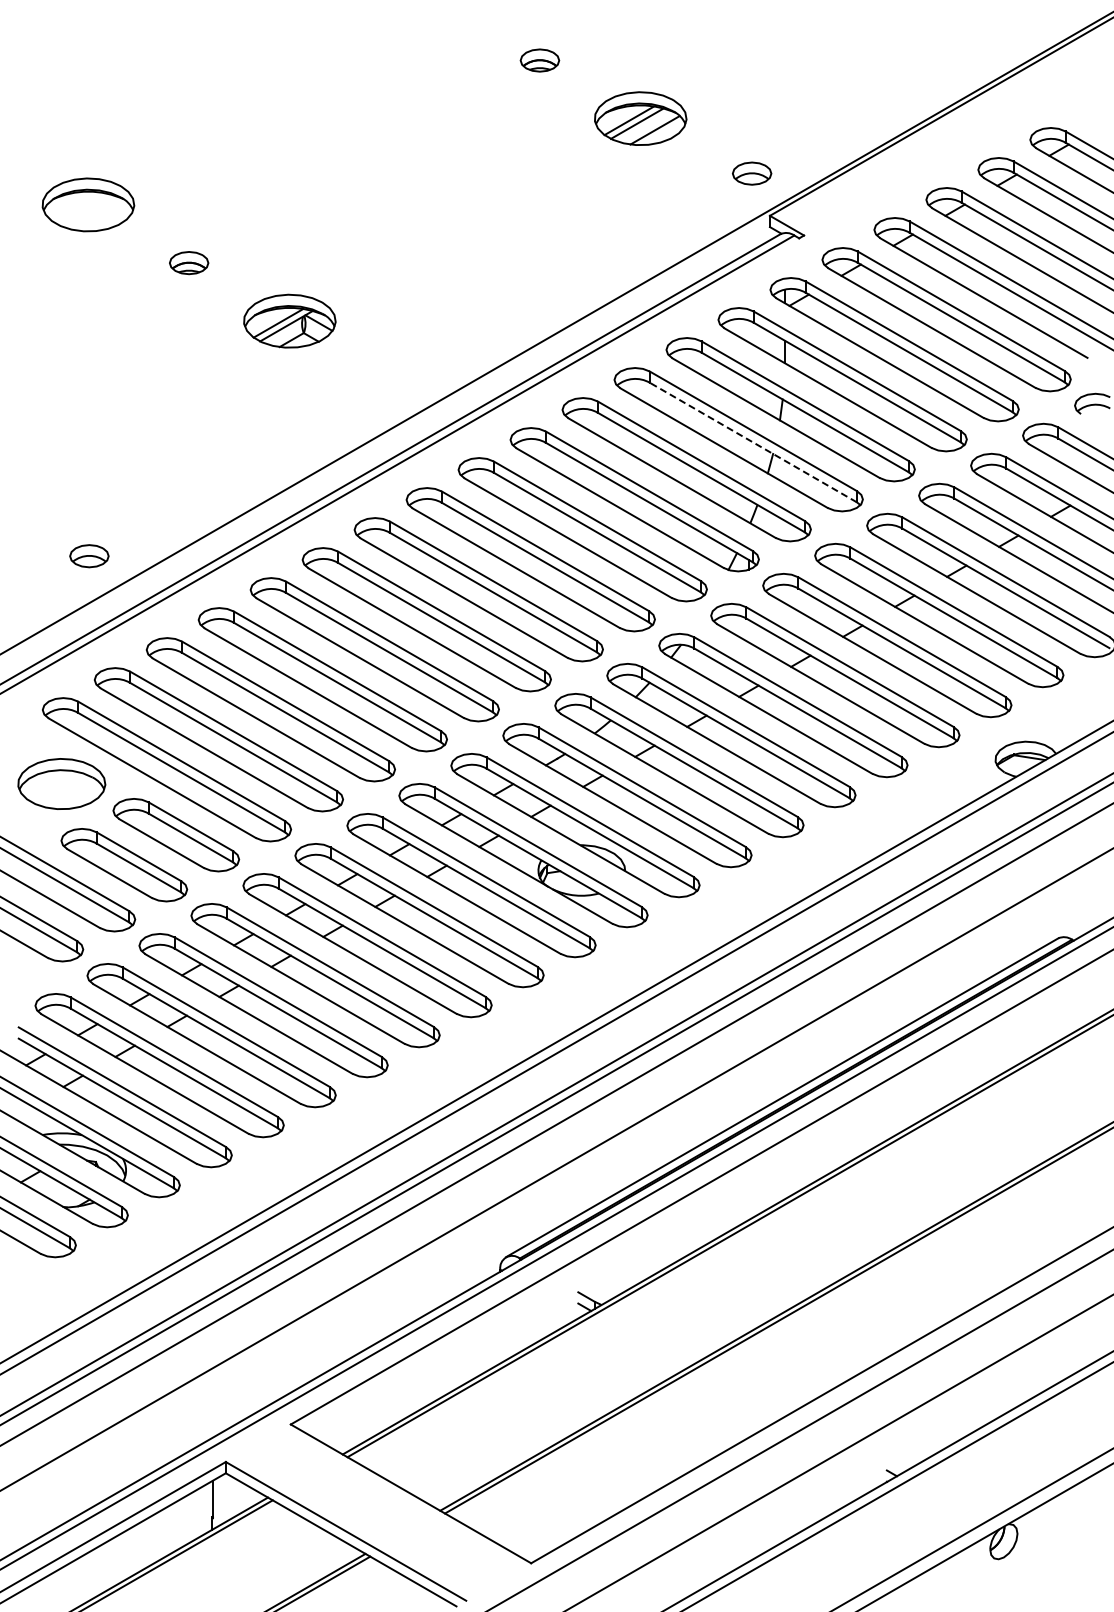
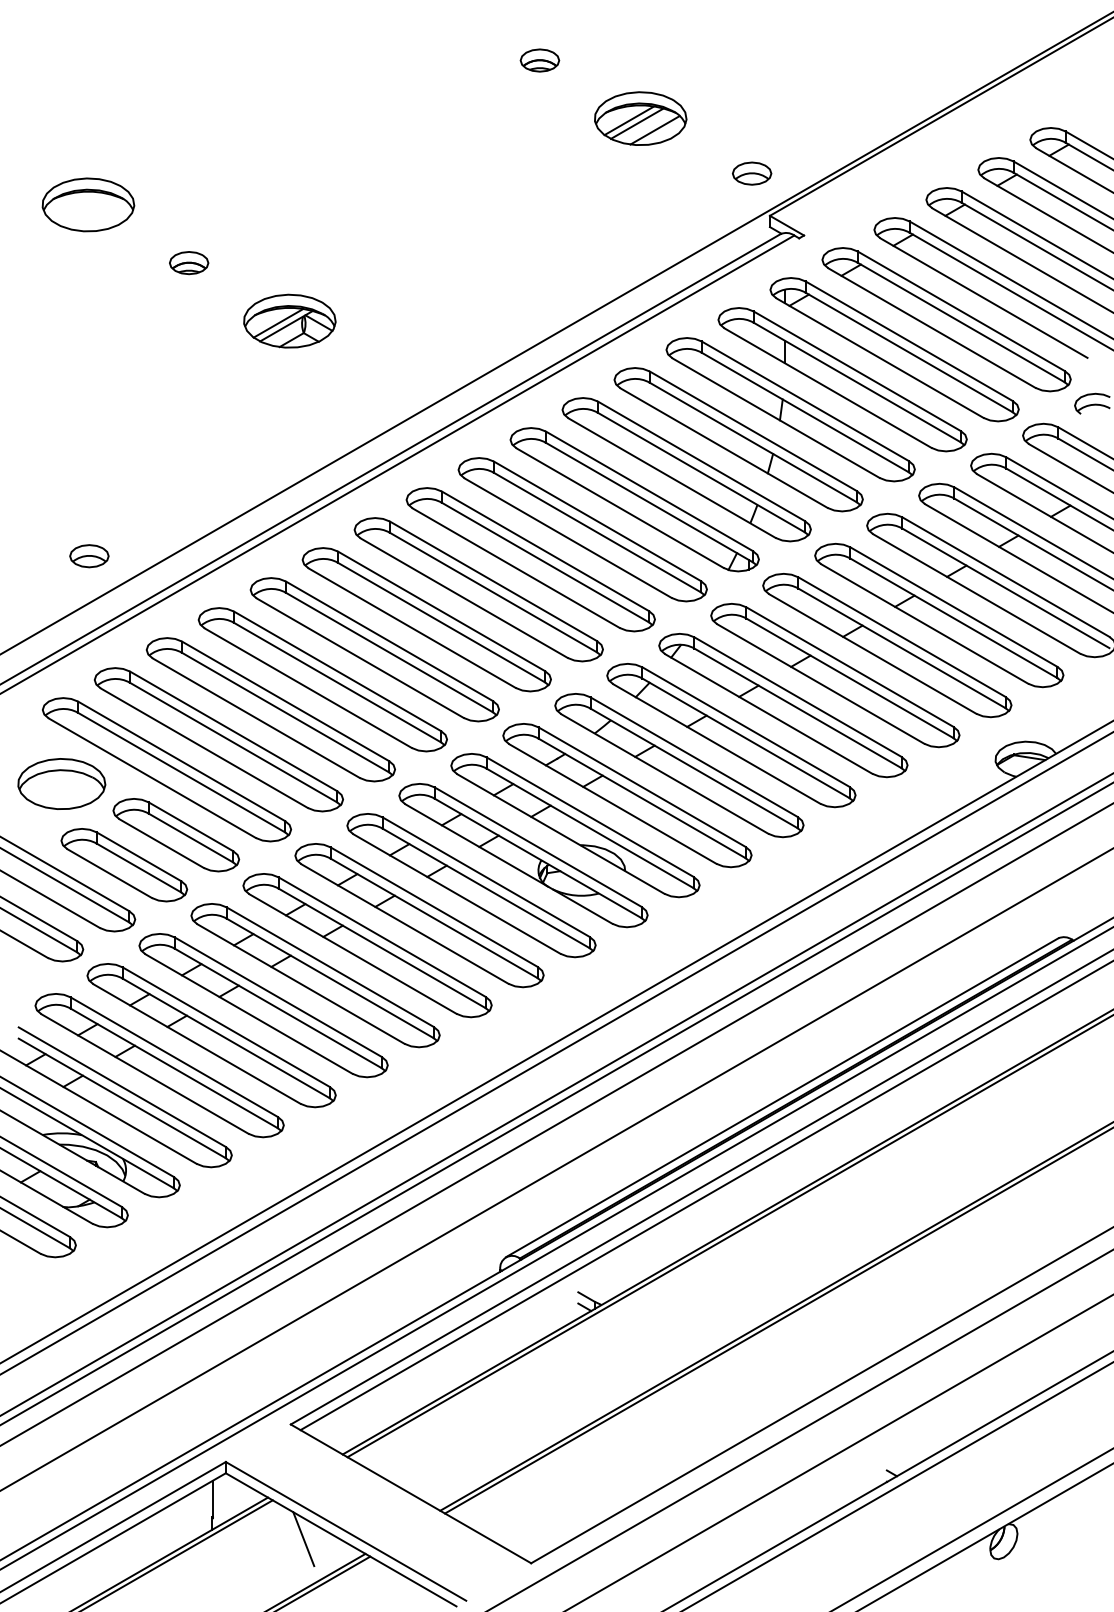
line: dashed -> solid (753, 442)
line: none -> present (705, 1196)
line: none -> present (303, 1539)
